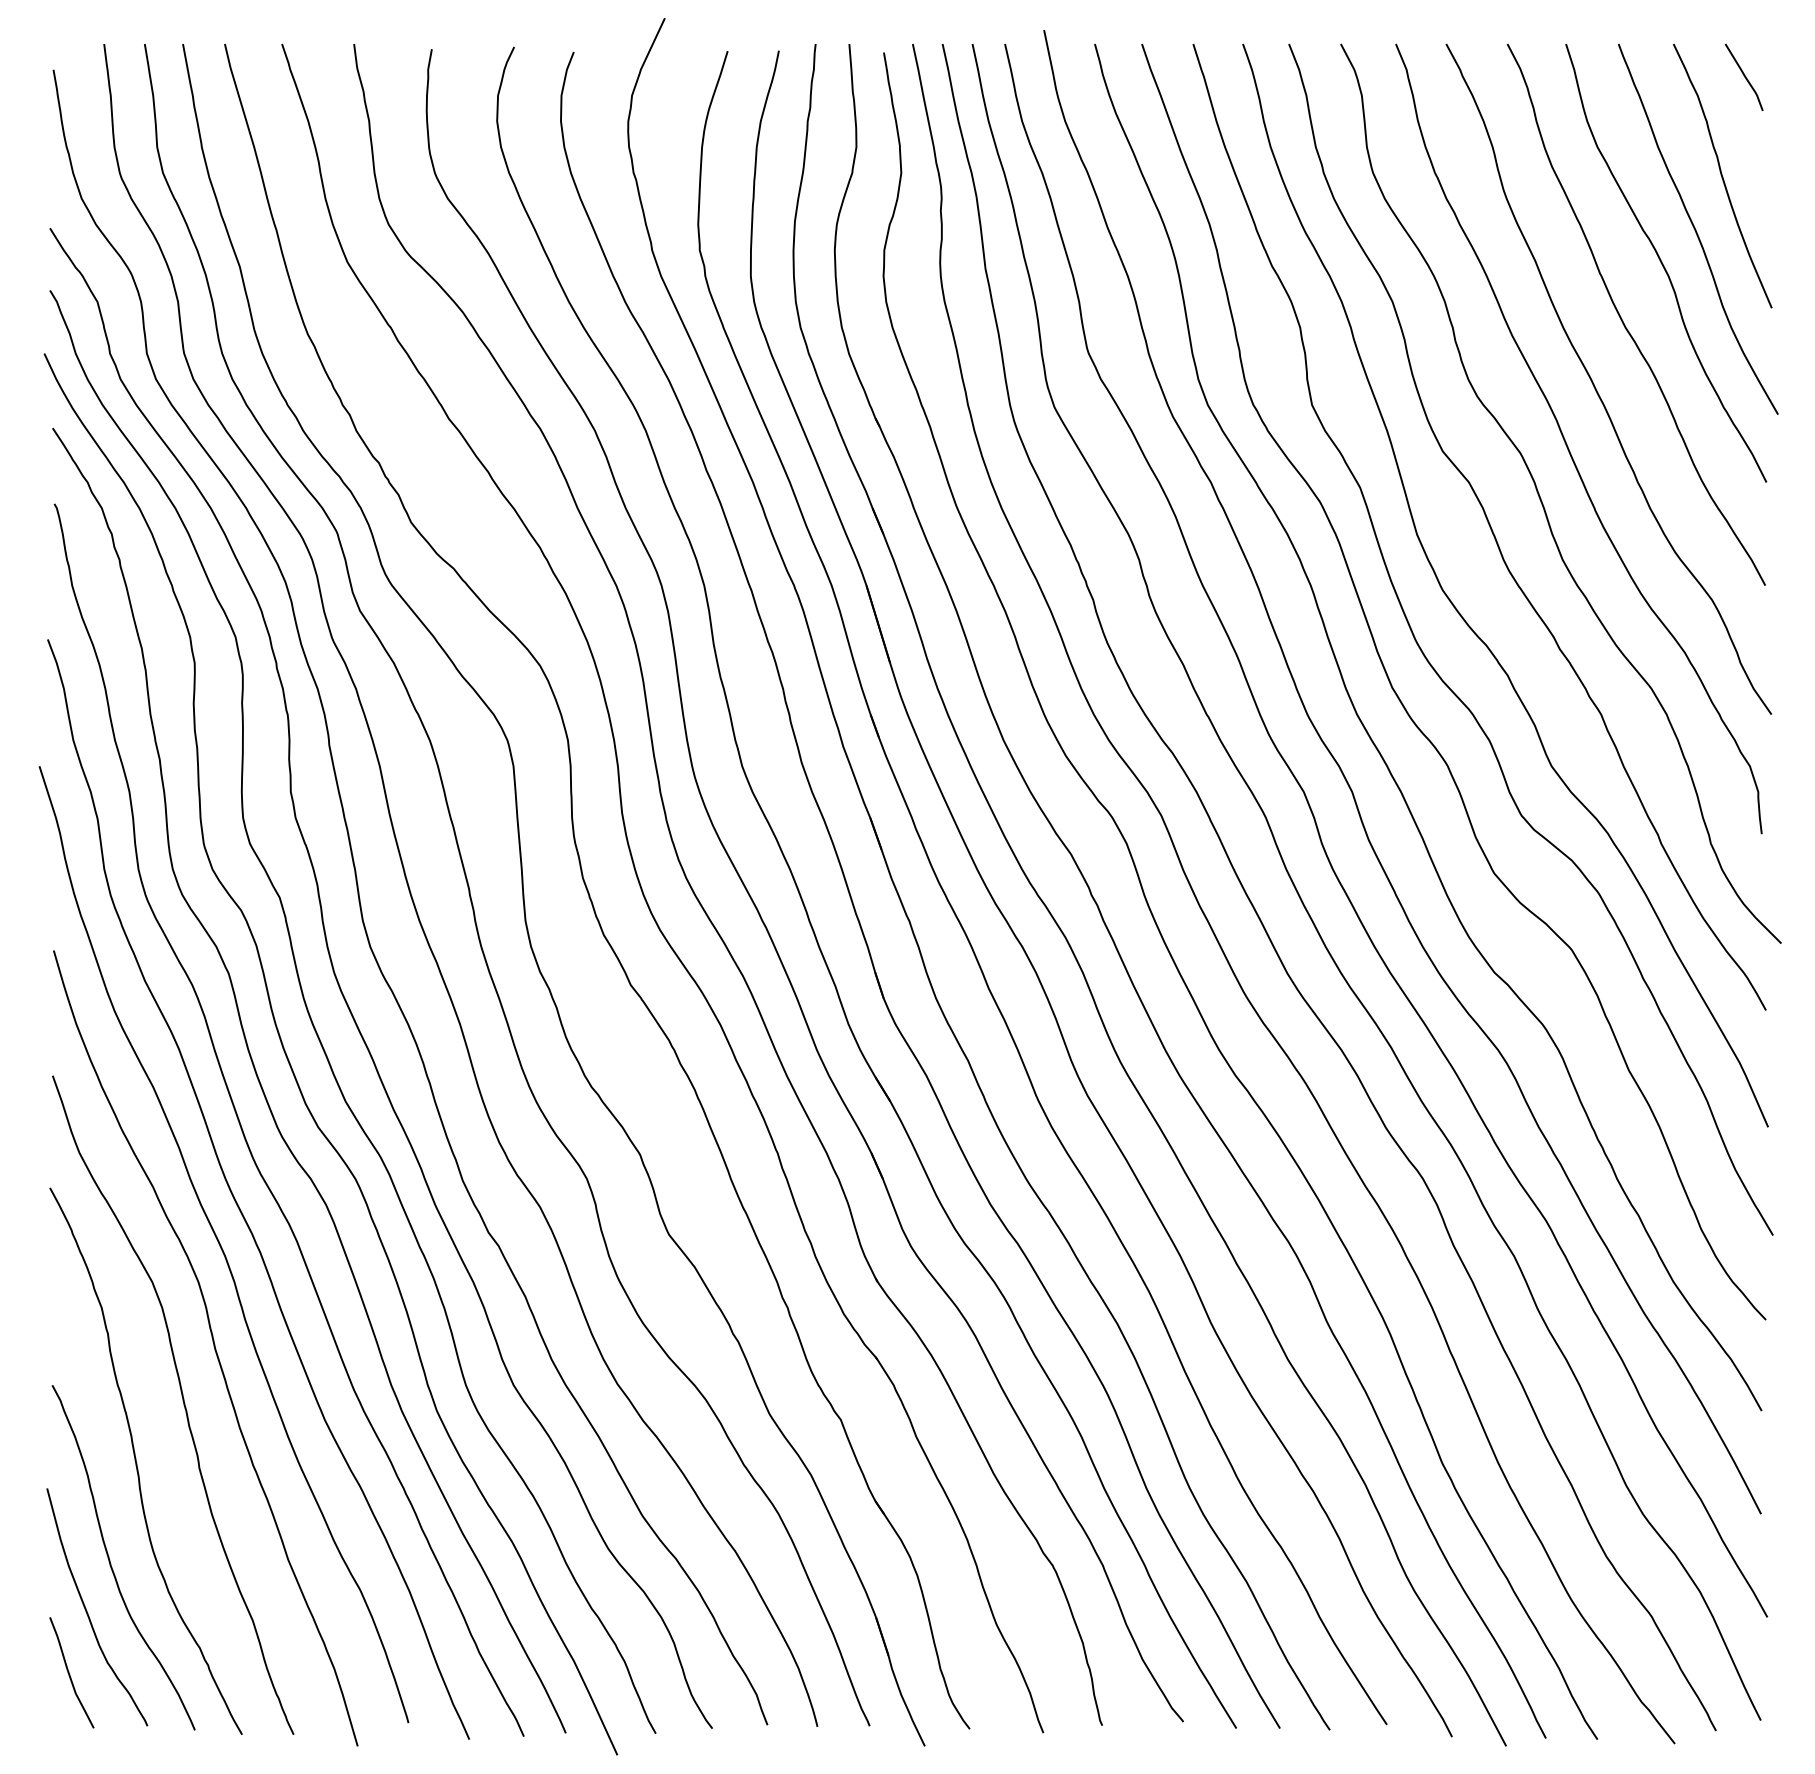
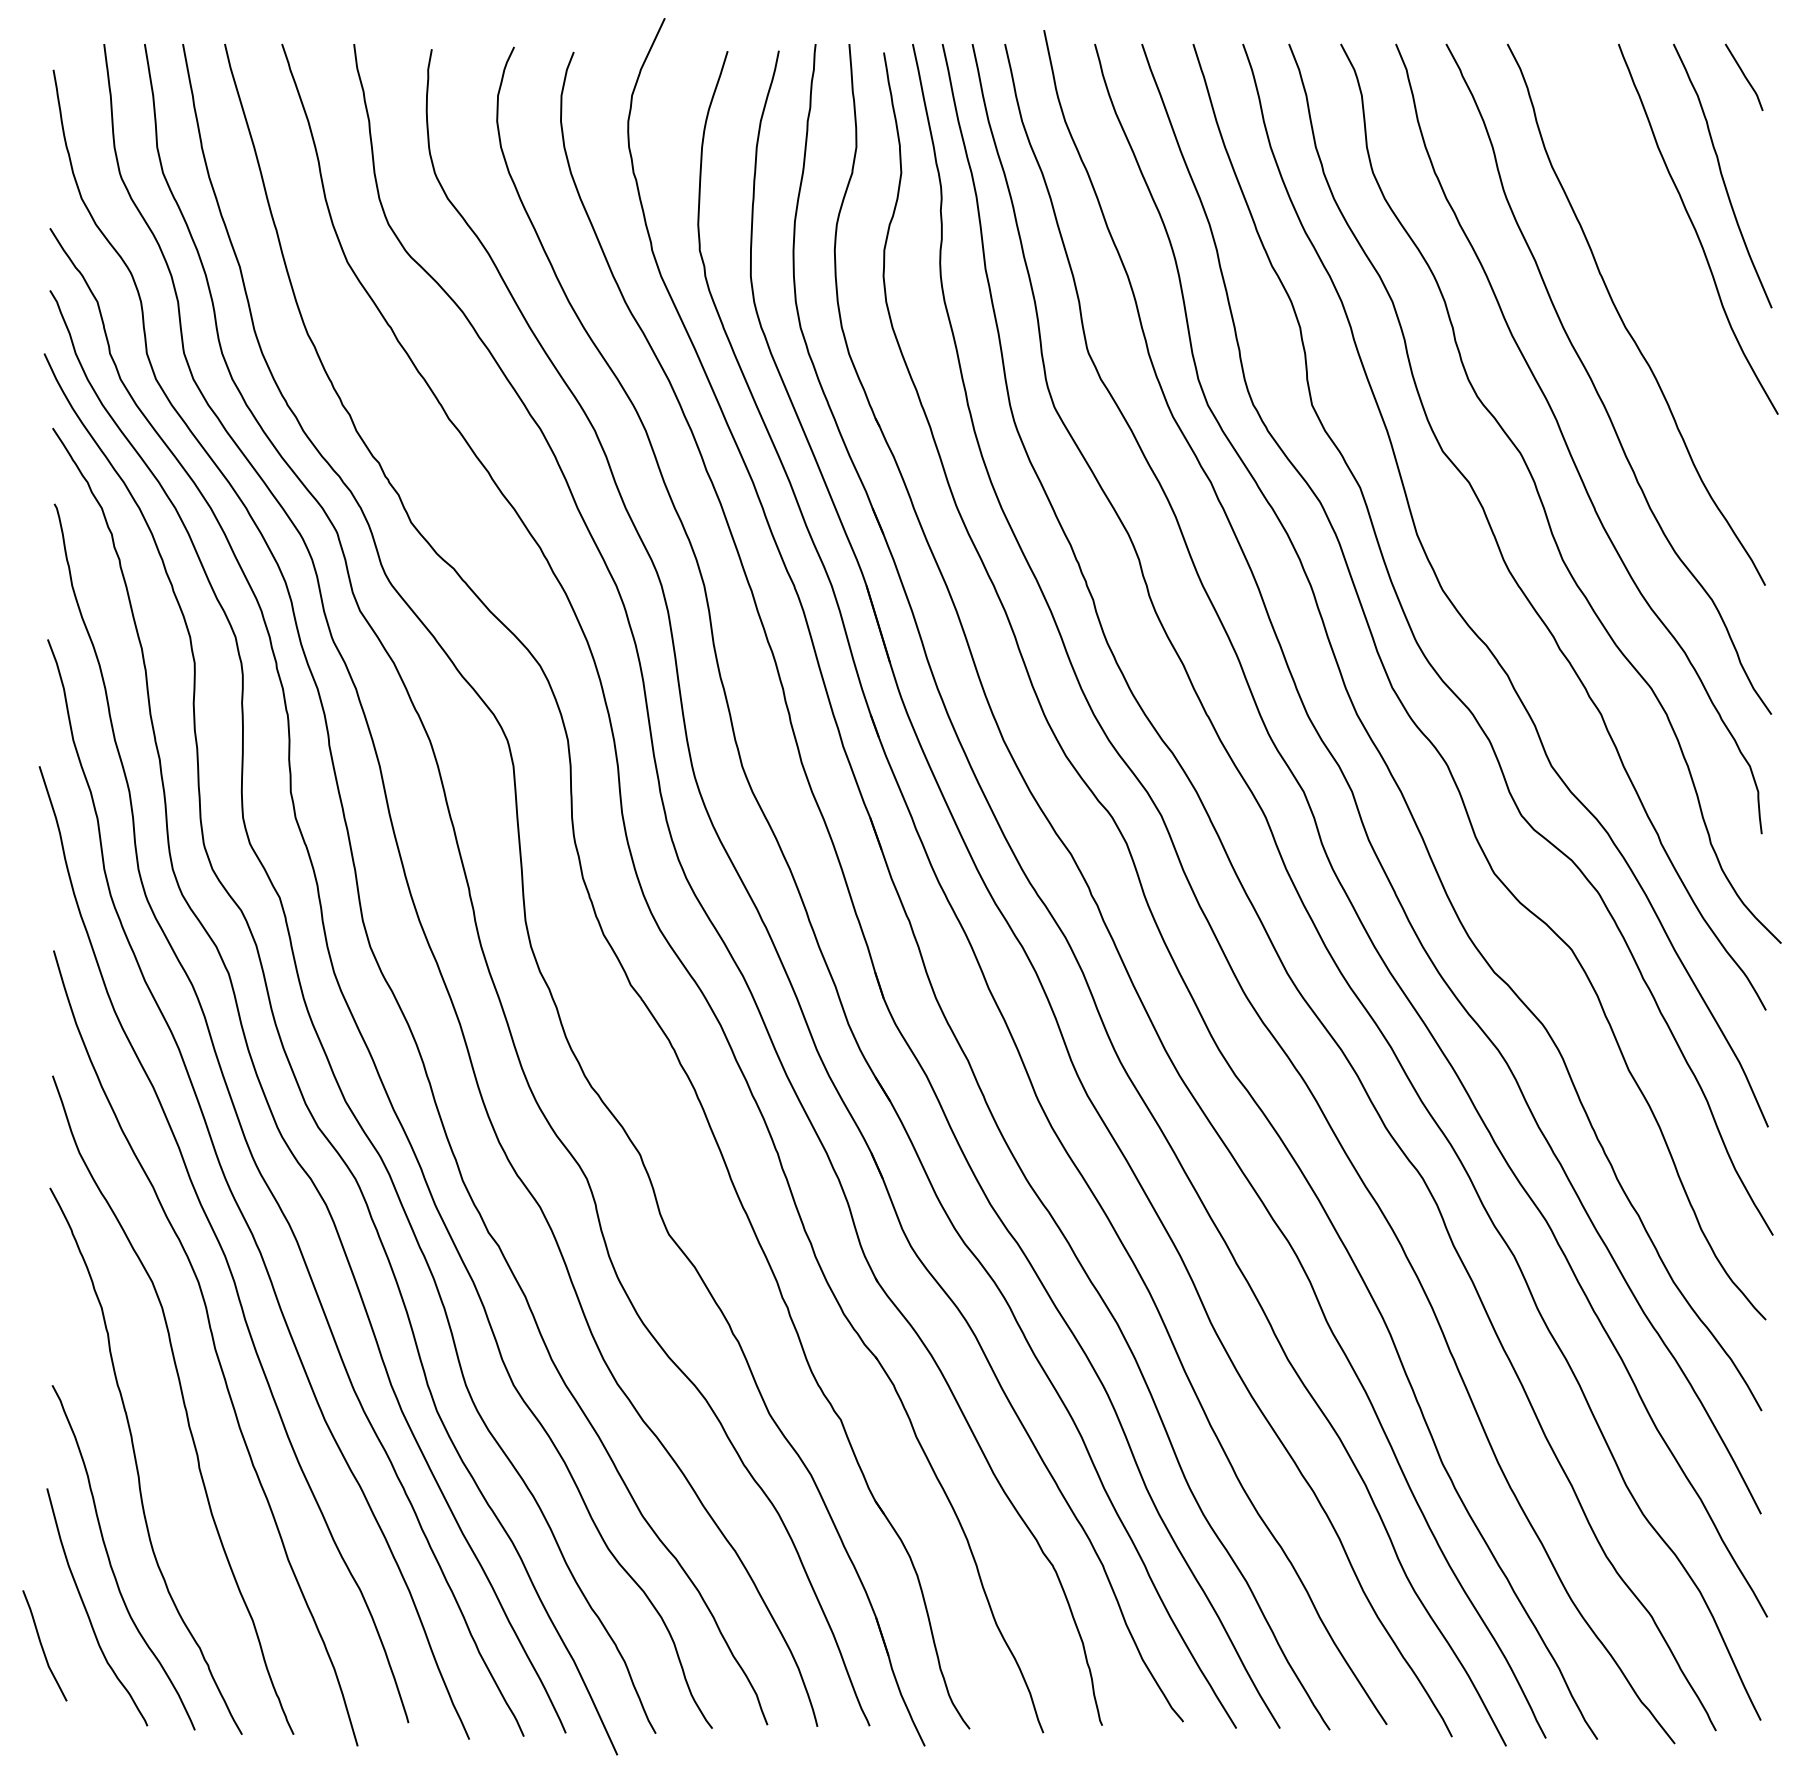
curve: present -> none (1663, 263)
curve position: (69, 1672) -> (42, 1645) (42, 1645)
